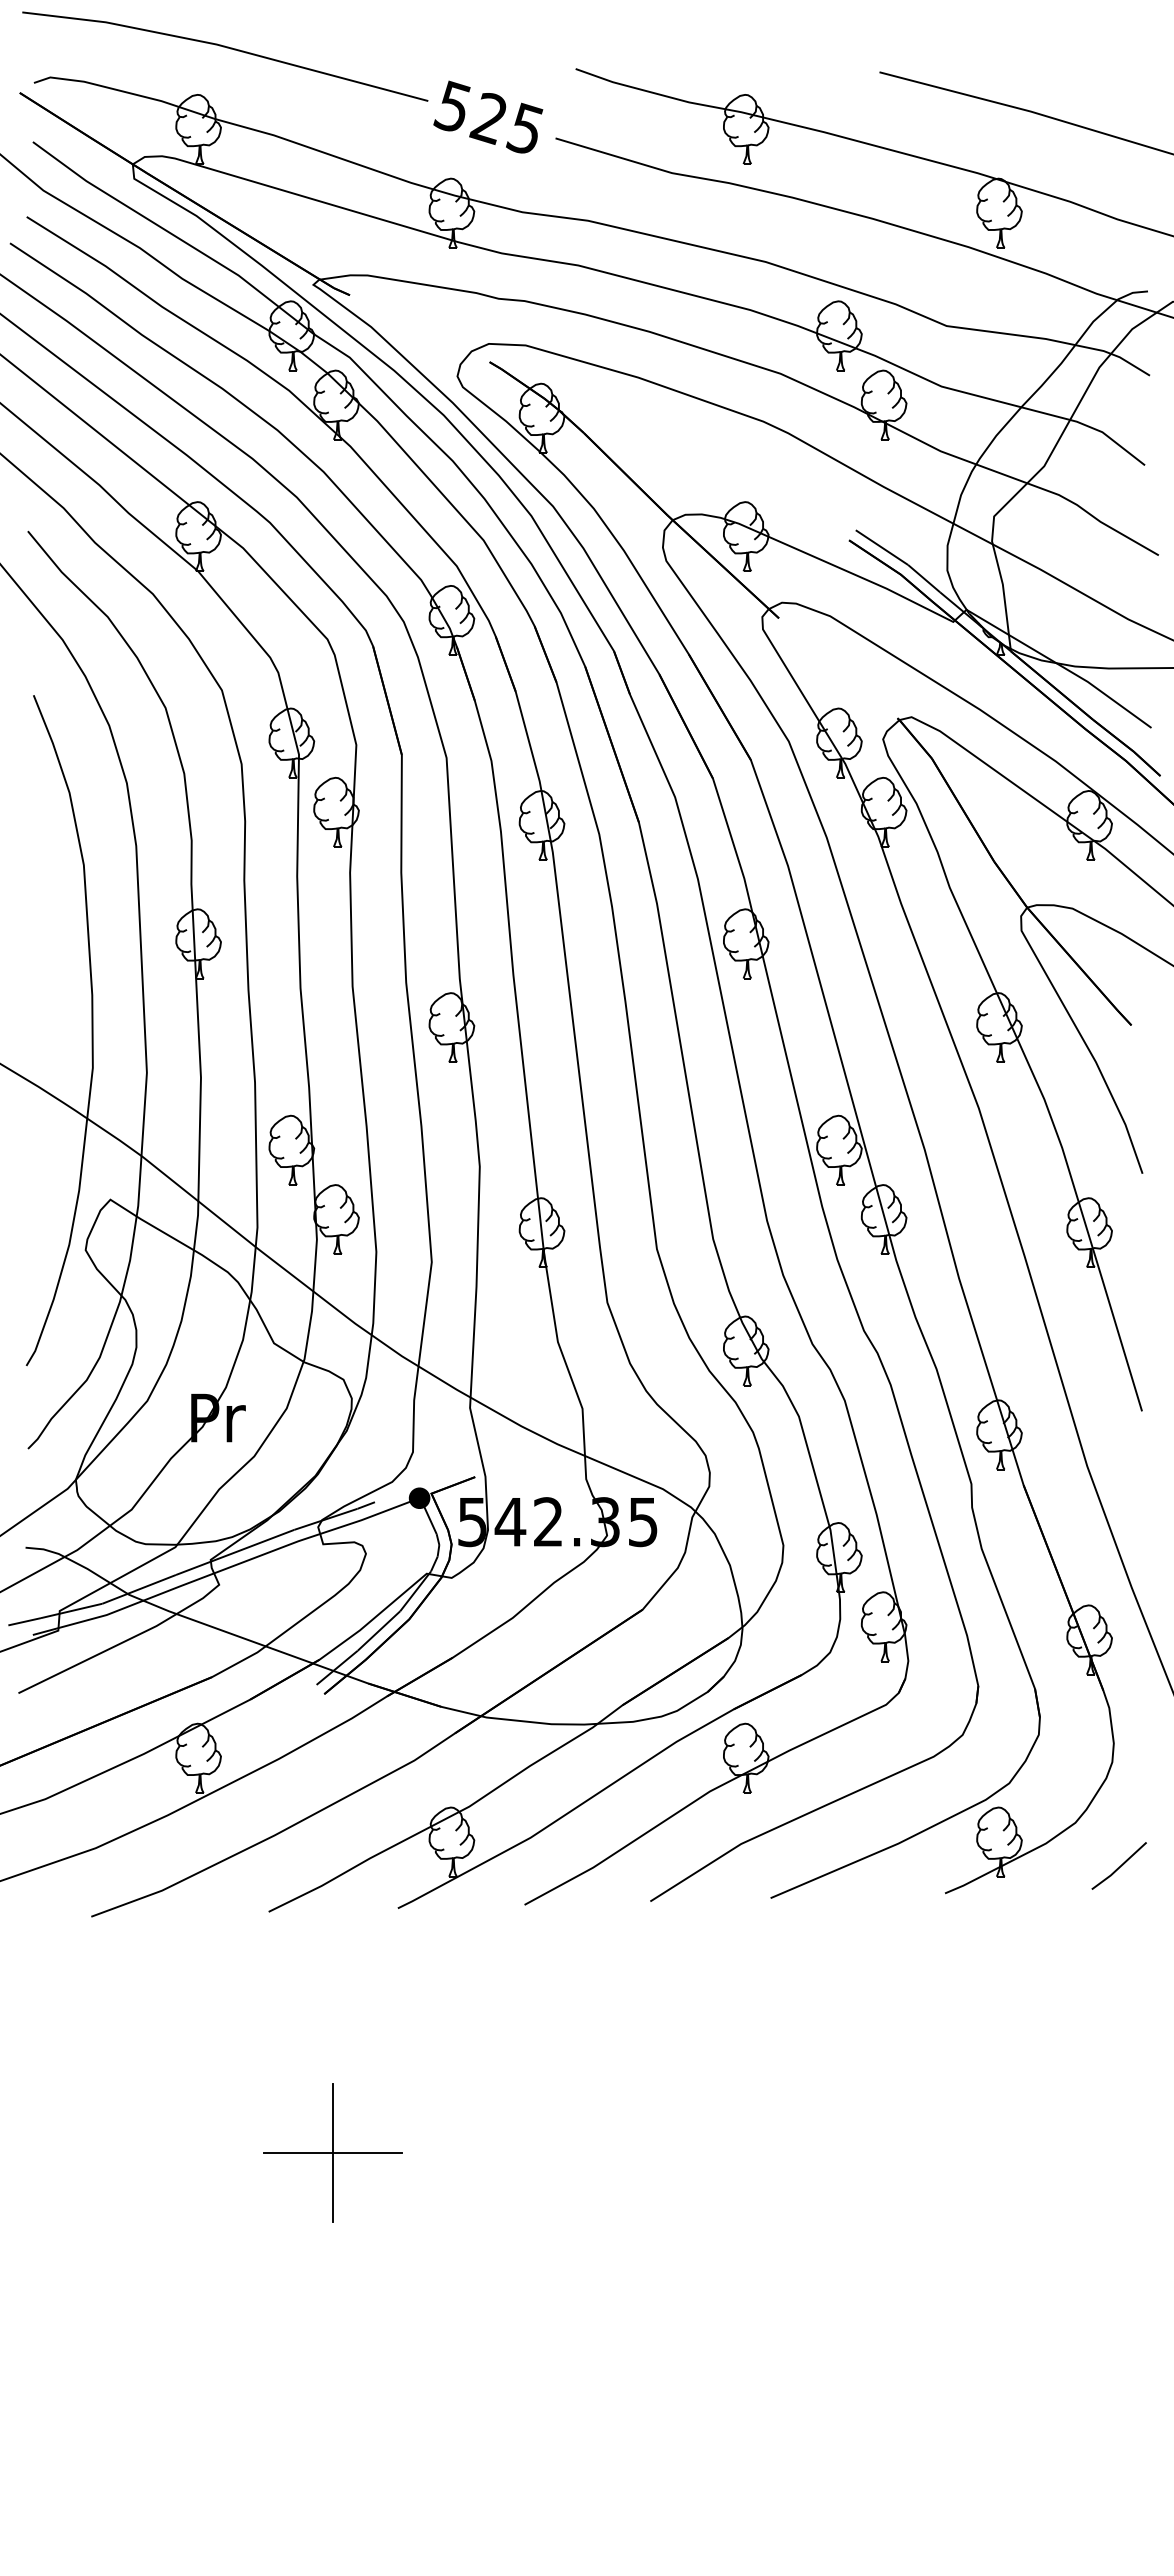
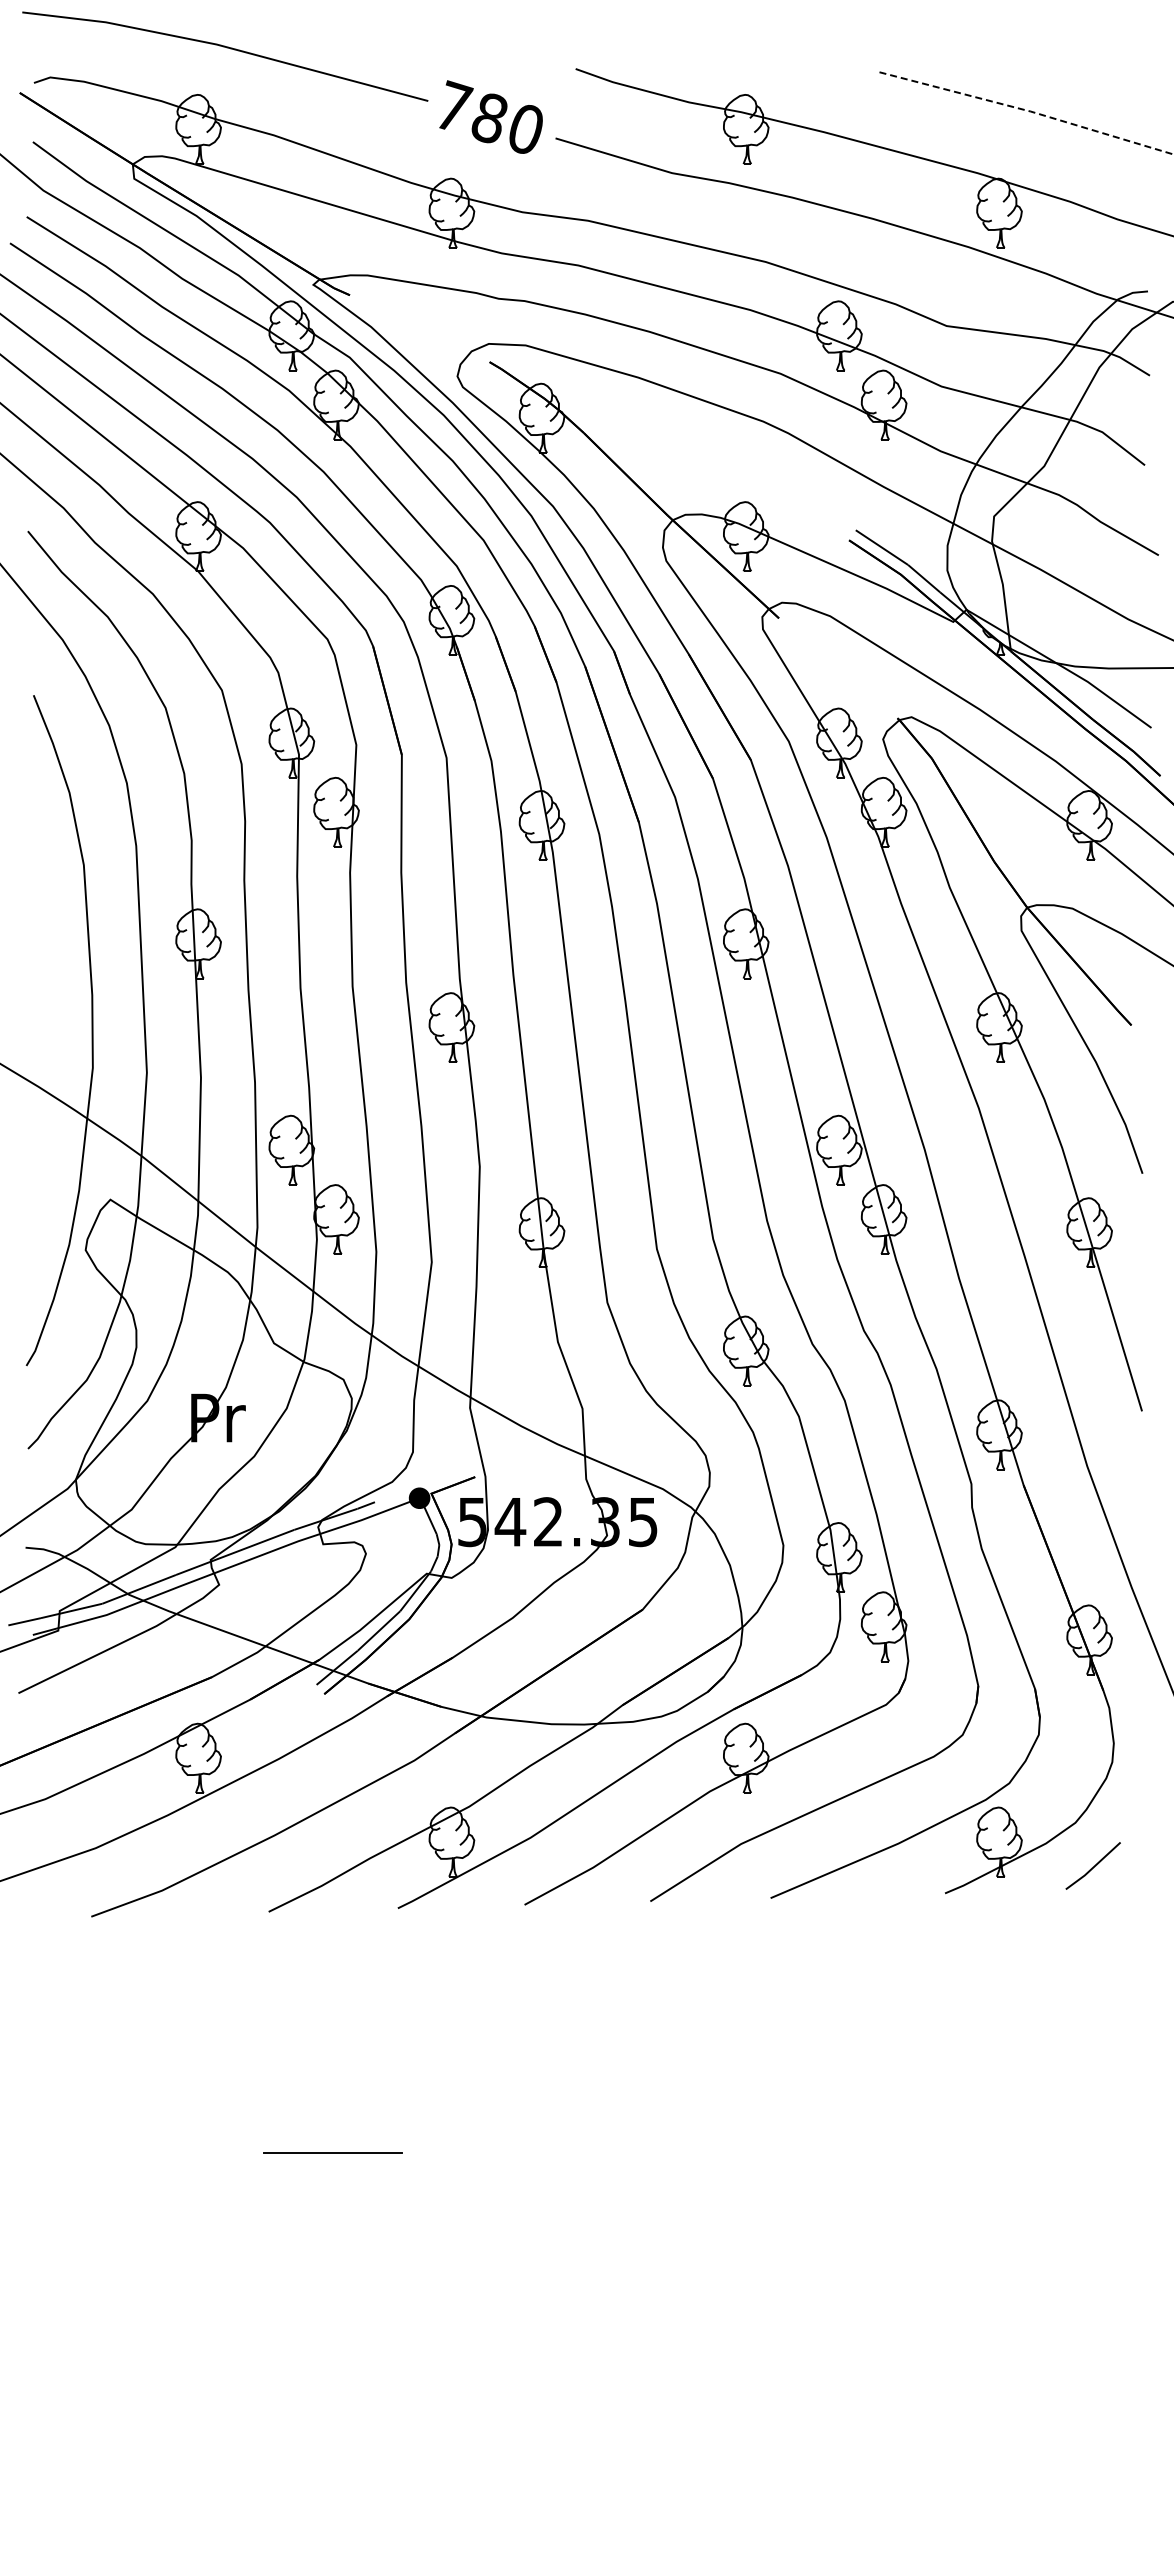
line: solid -> dashed (1027, 110)
text: 525 -> 780 (488, 116)
line position: (1119, 1866) -> (1093, 1866) (1093, 1866)
line: present -> none (333, 2153)
